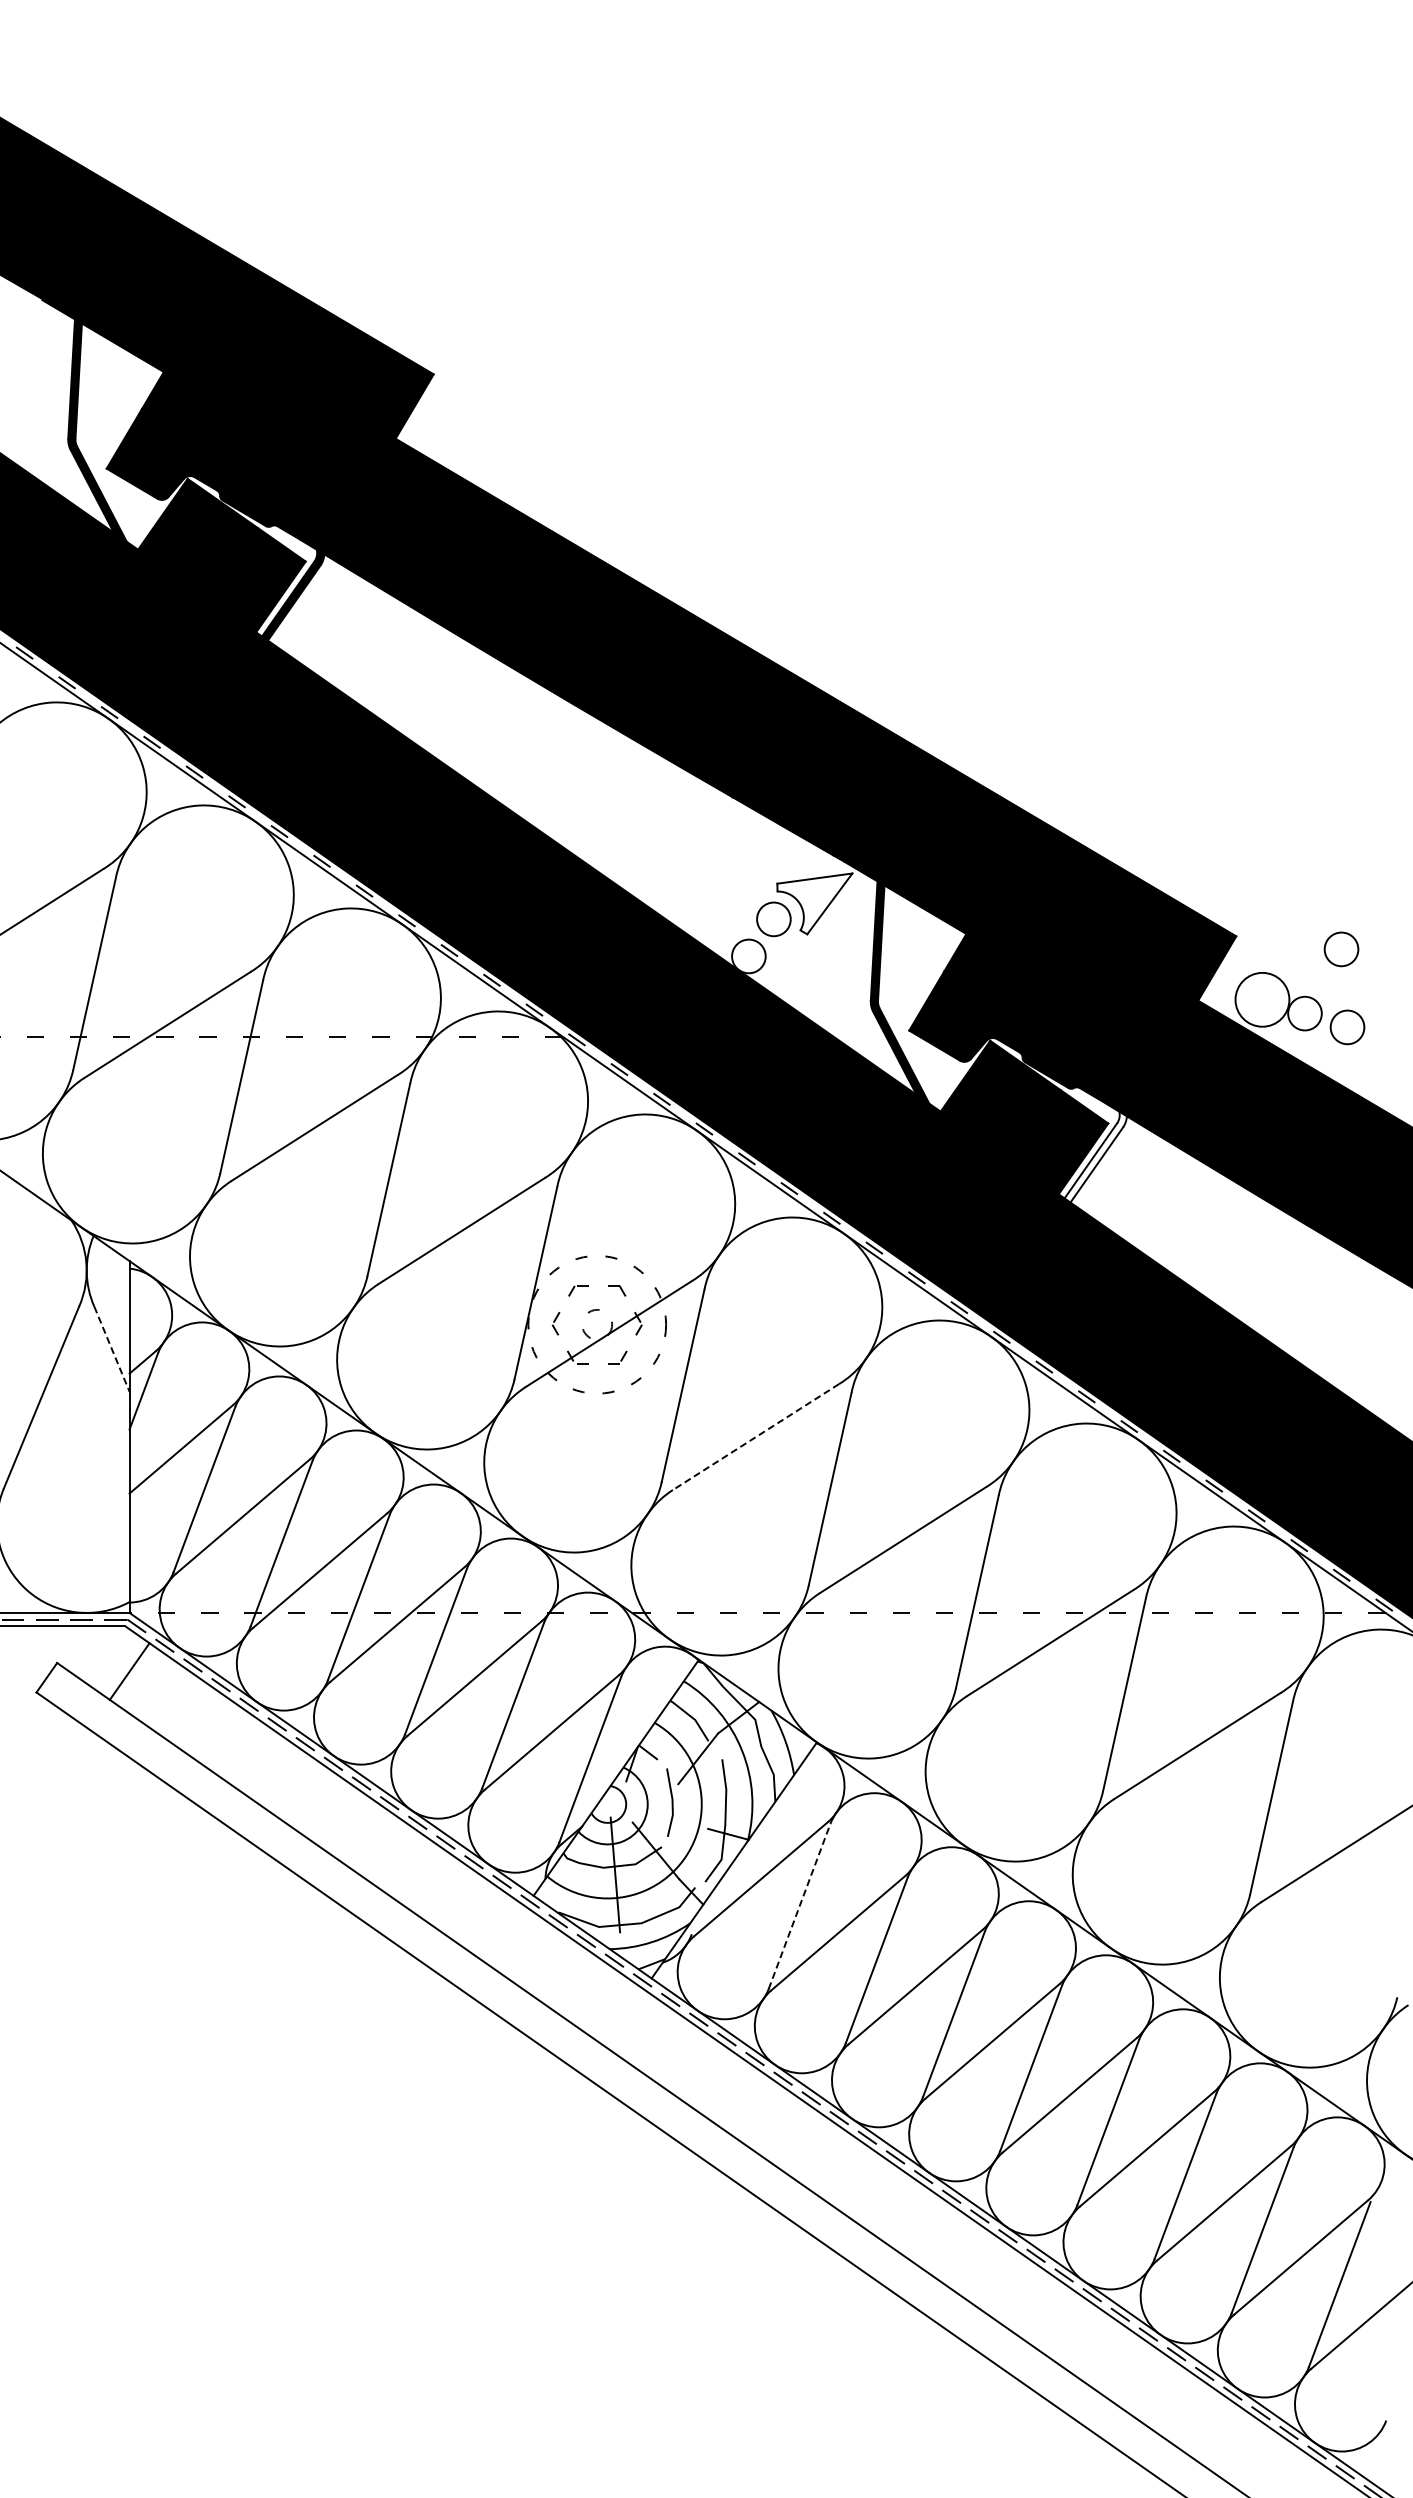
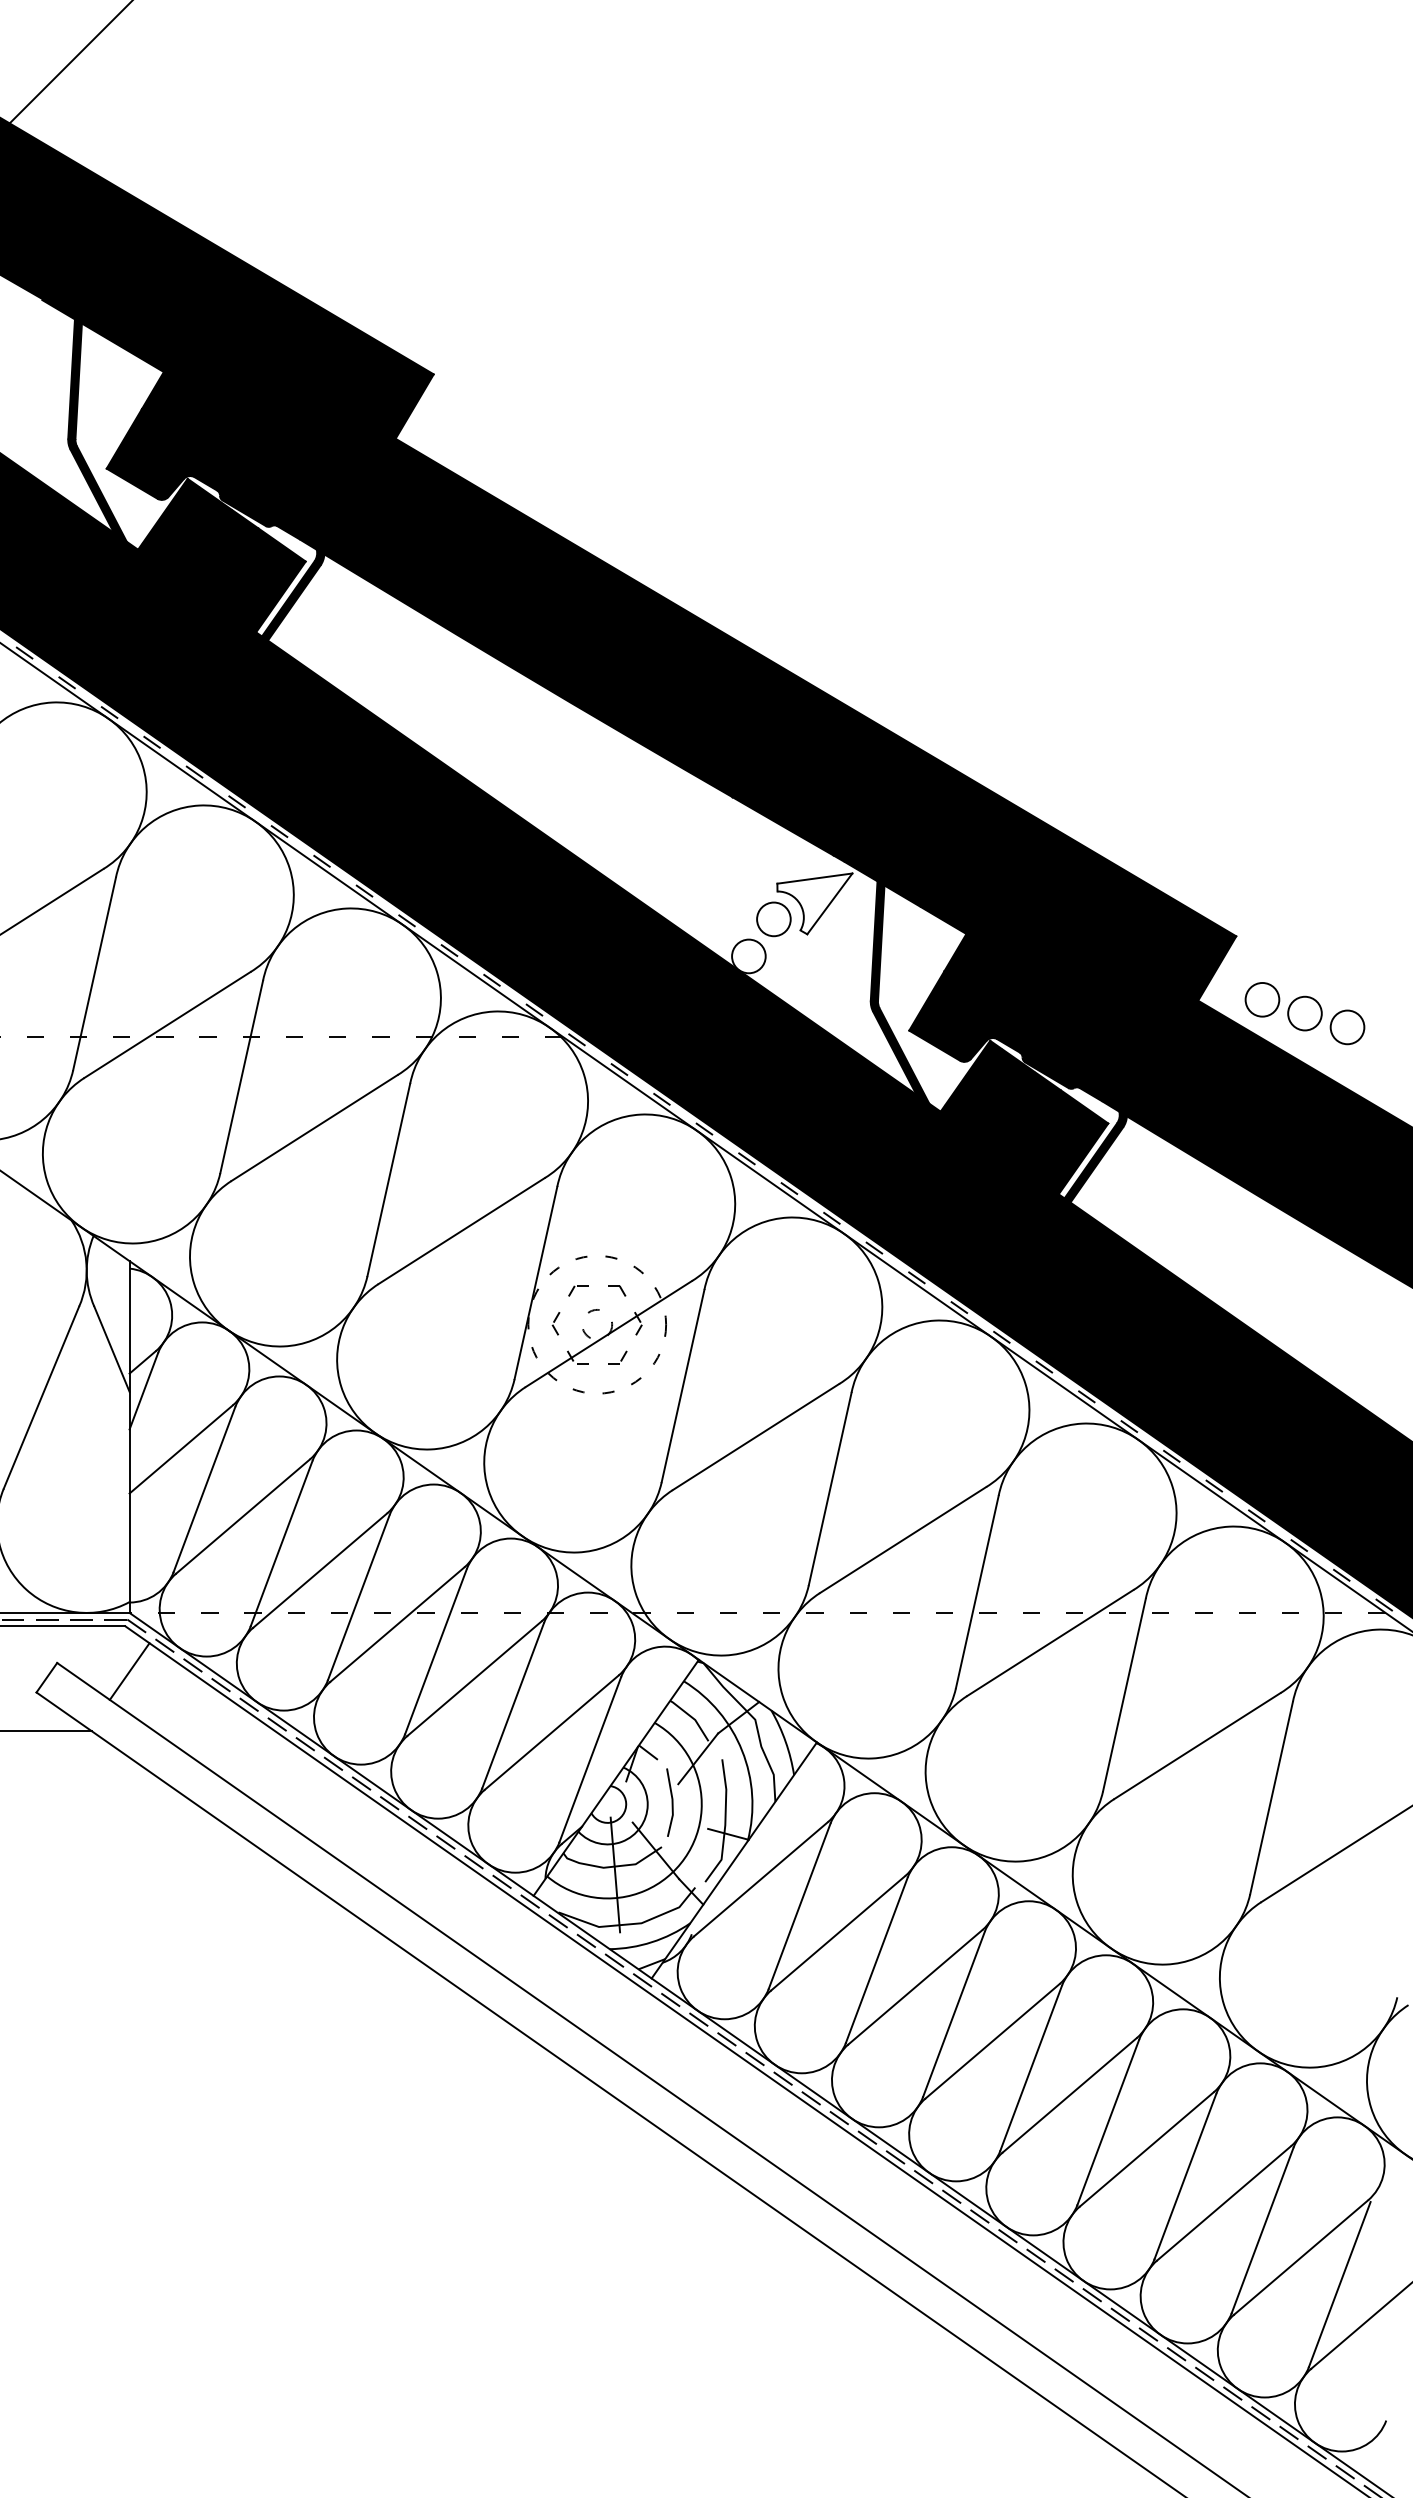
line: none -> present (66, 66)
circle: present -> none (1341, 949)
circle diameter: 54 px -> 34 px (1262, 999)
fill: none -> present (1095, 1156)
line: dashed -> solid (112, 1349)
line: dashed -> solid (755, 1437)
line: none -> present (47, 1731)
line: dashed -> solid (799, 1905)
